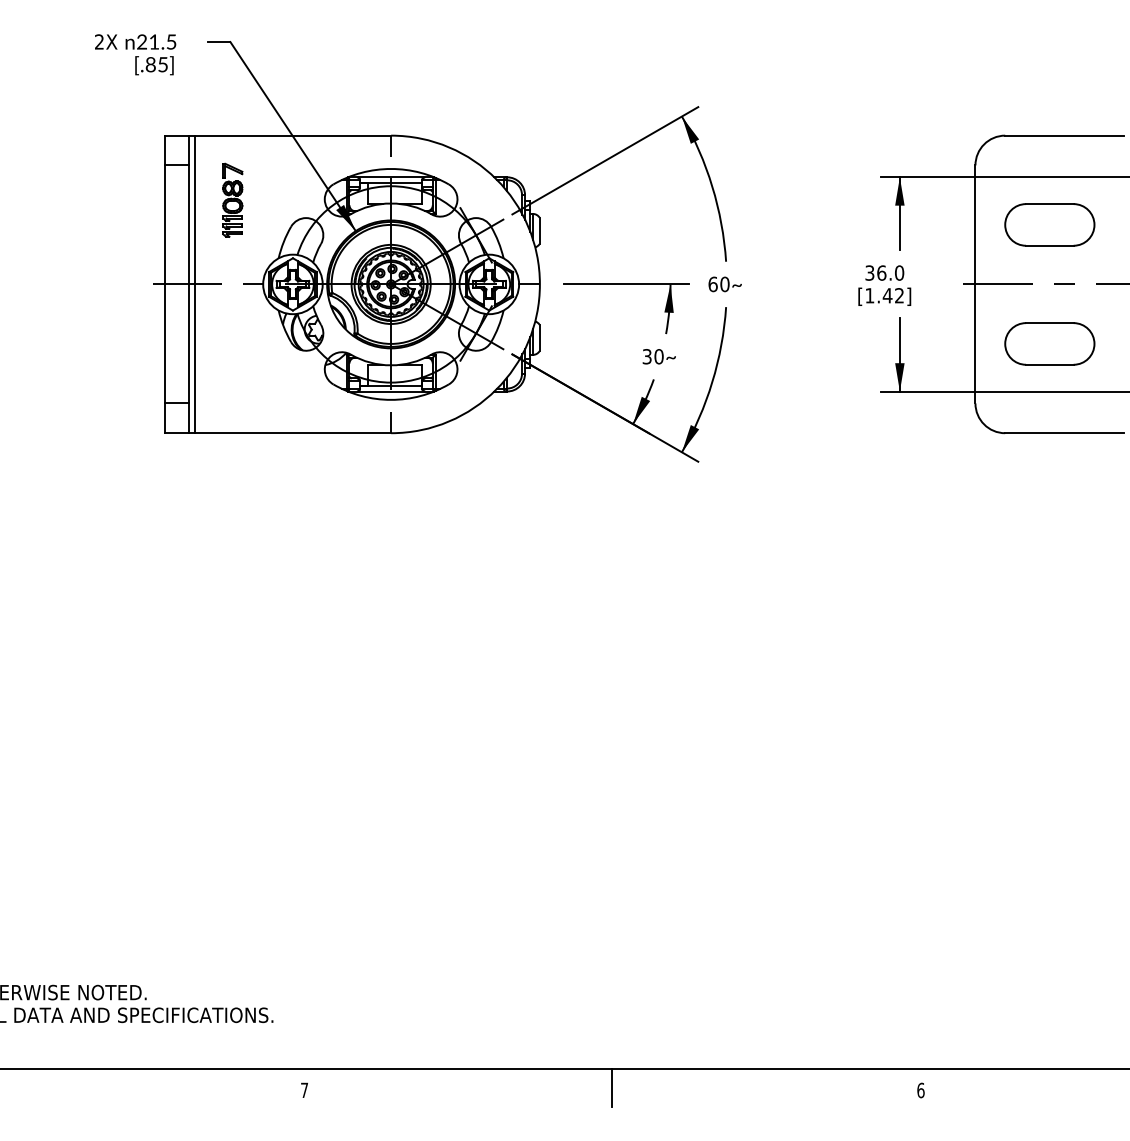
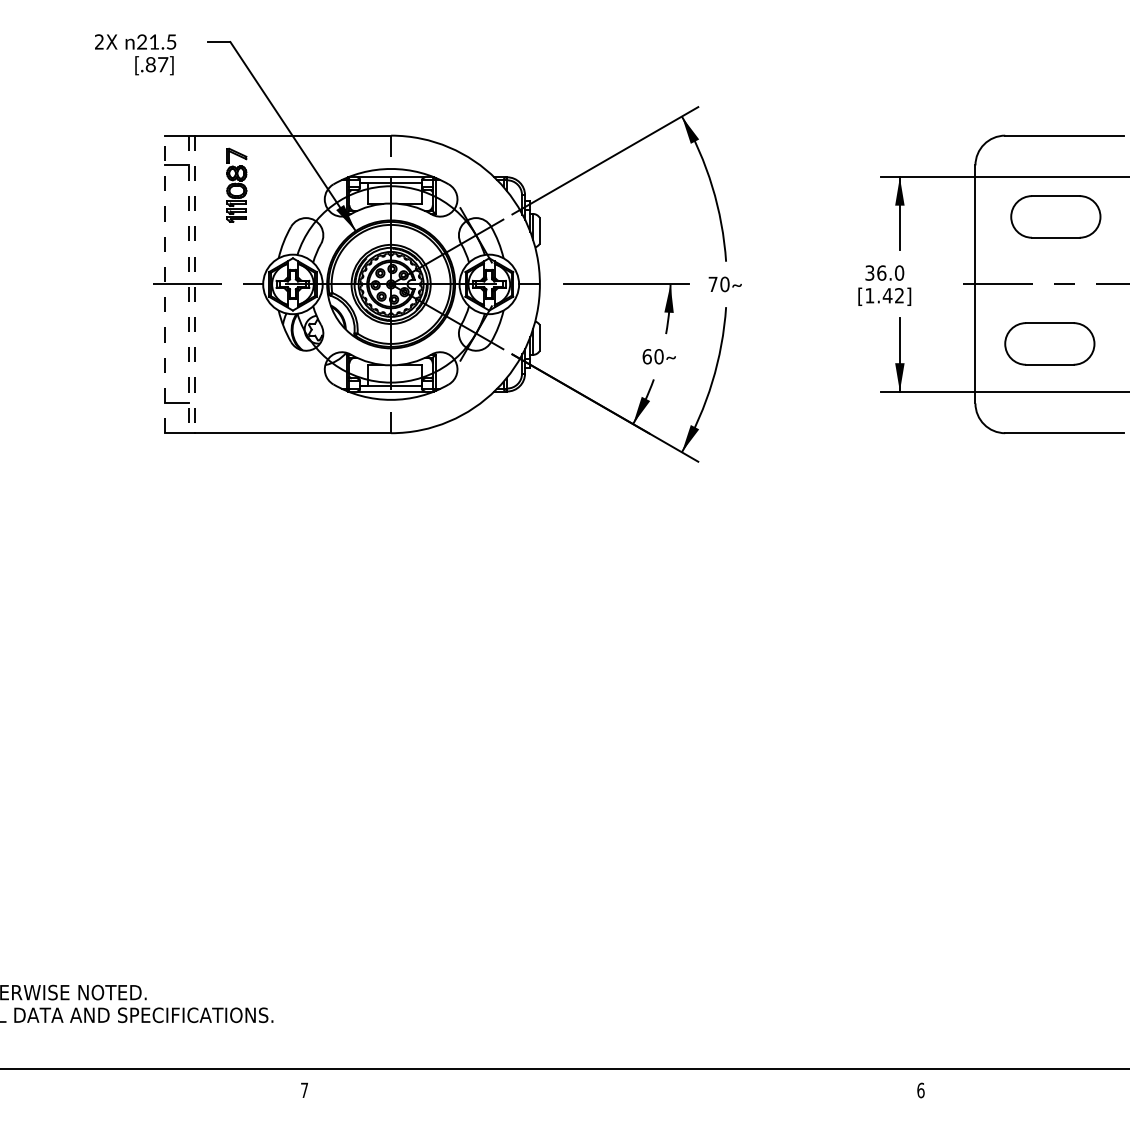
text: [.85] -> [.87] (163, 64)
part position: (232, 199) -> (236, 184) (236, 184)
part position: (1049, 224) -> (1055, 216) (1055, 216)
line: solid -> dashed (165, 284)
line: solid -> dashed (188, 284)
line: solid -> dashed (194, 284)
text: 60 -> 70 (712, 284)
text: 30 -> 60 (646, 356)
line: present -> none (612, 1087)
